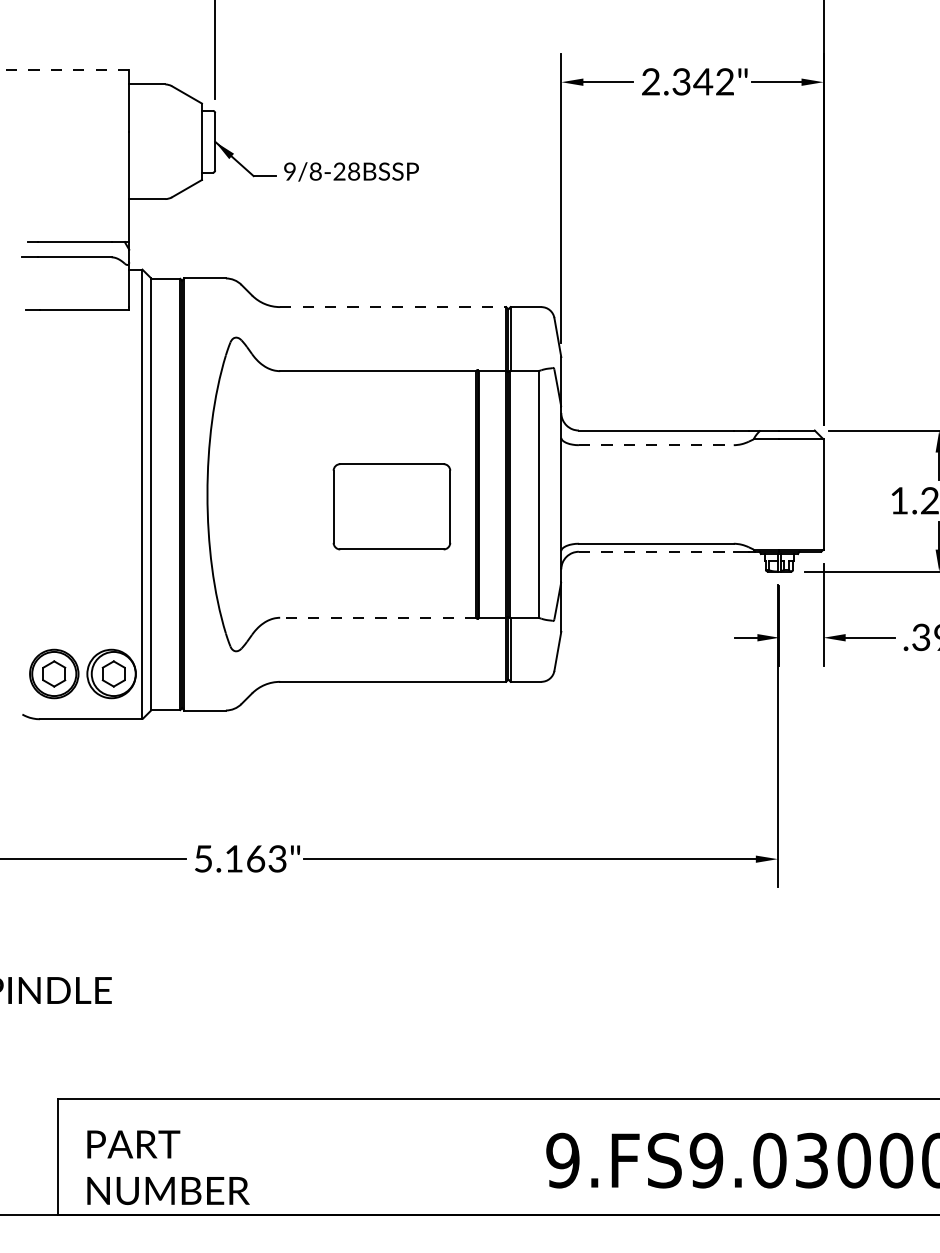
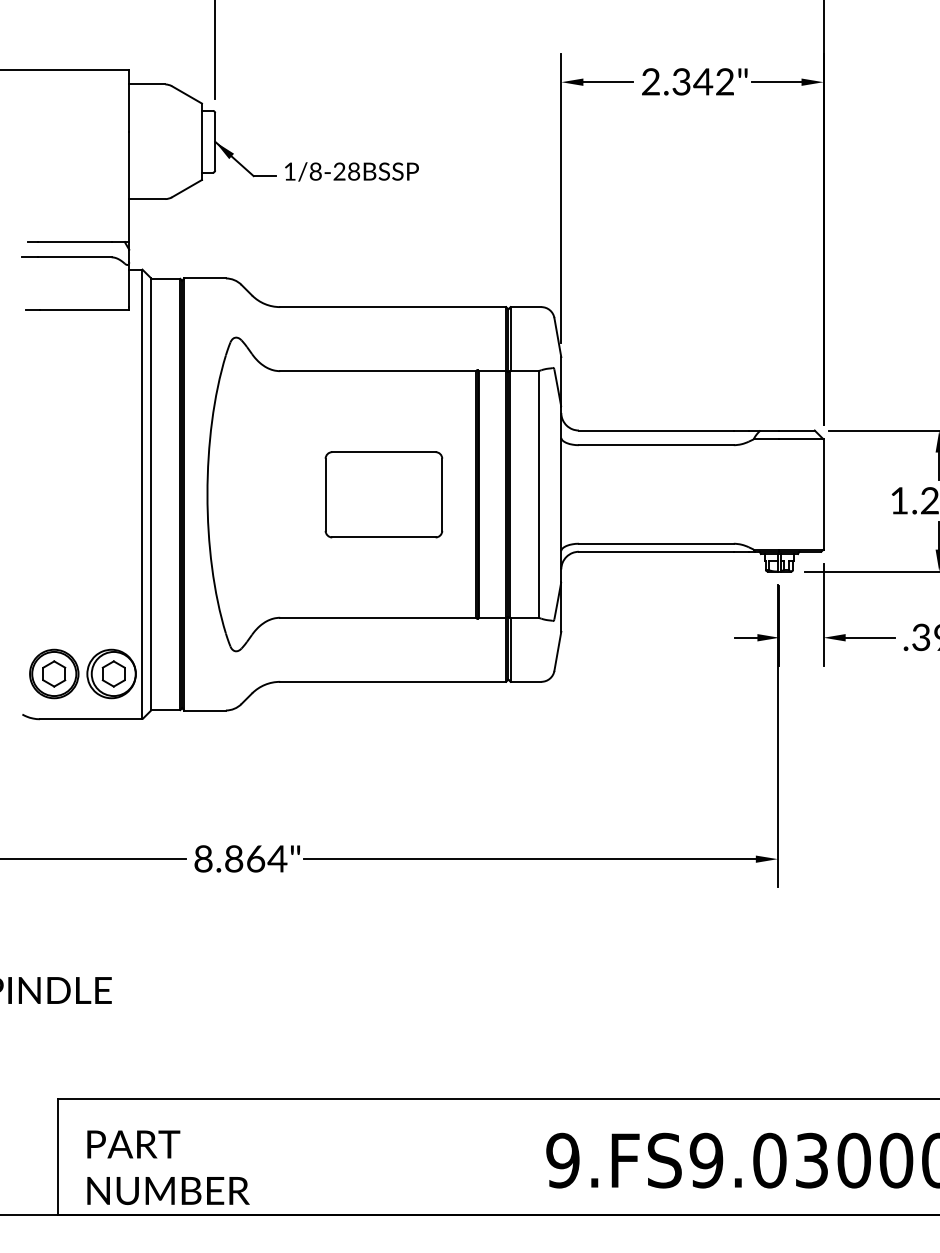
line: dashed -> solid (64, 70)
text: 9/8-28 -> 1/8-28 (289, 171)
line: dashed -> solid (393, 307)
line: dashed -> solid (656, 445)
part position: (391, 506) -> (383, 494) (383, 494)
line: dashed -> solid (656, 551)
line: dashed -> solid (377, 617)
text: 5.163" -> 8.864" (240, 858)
